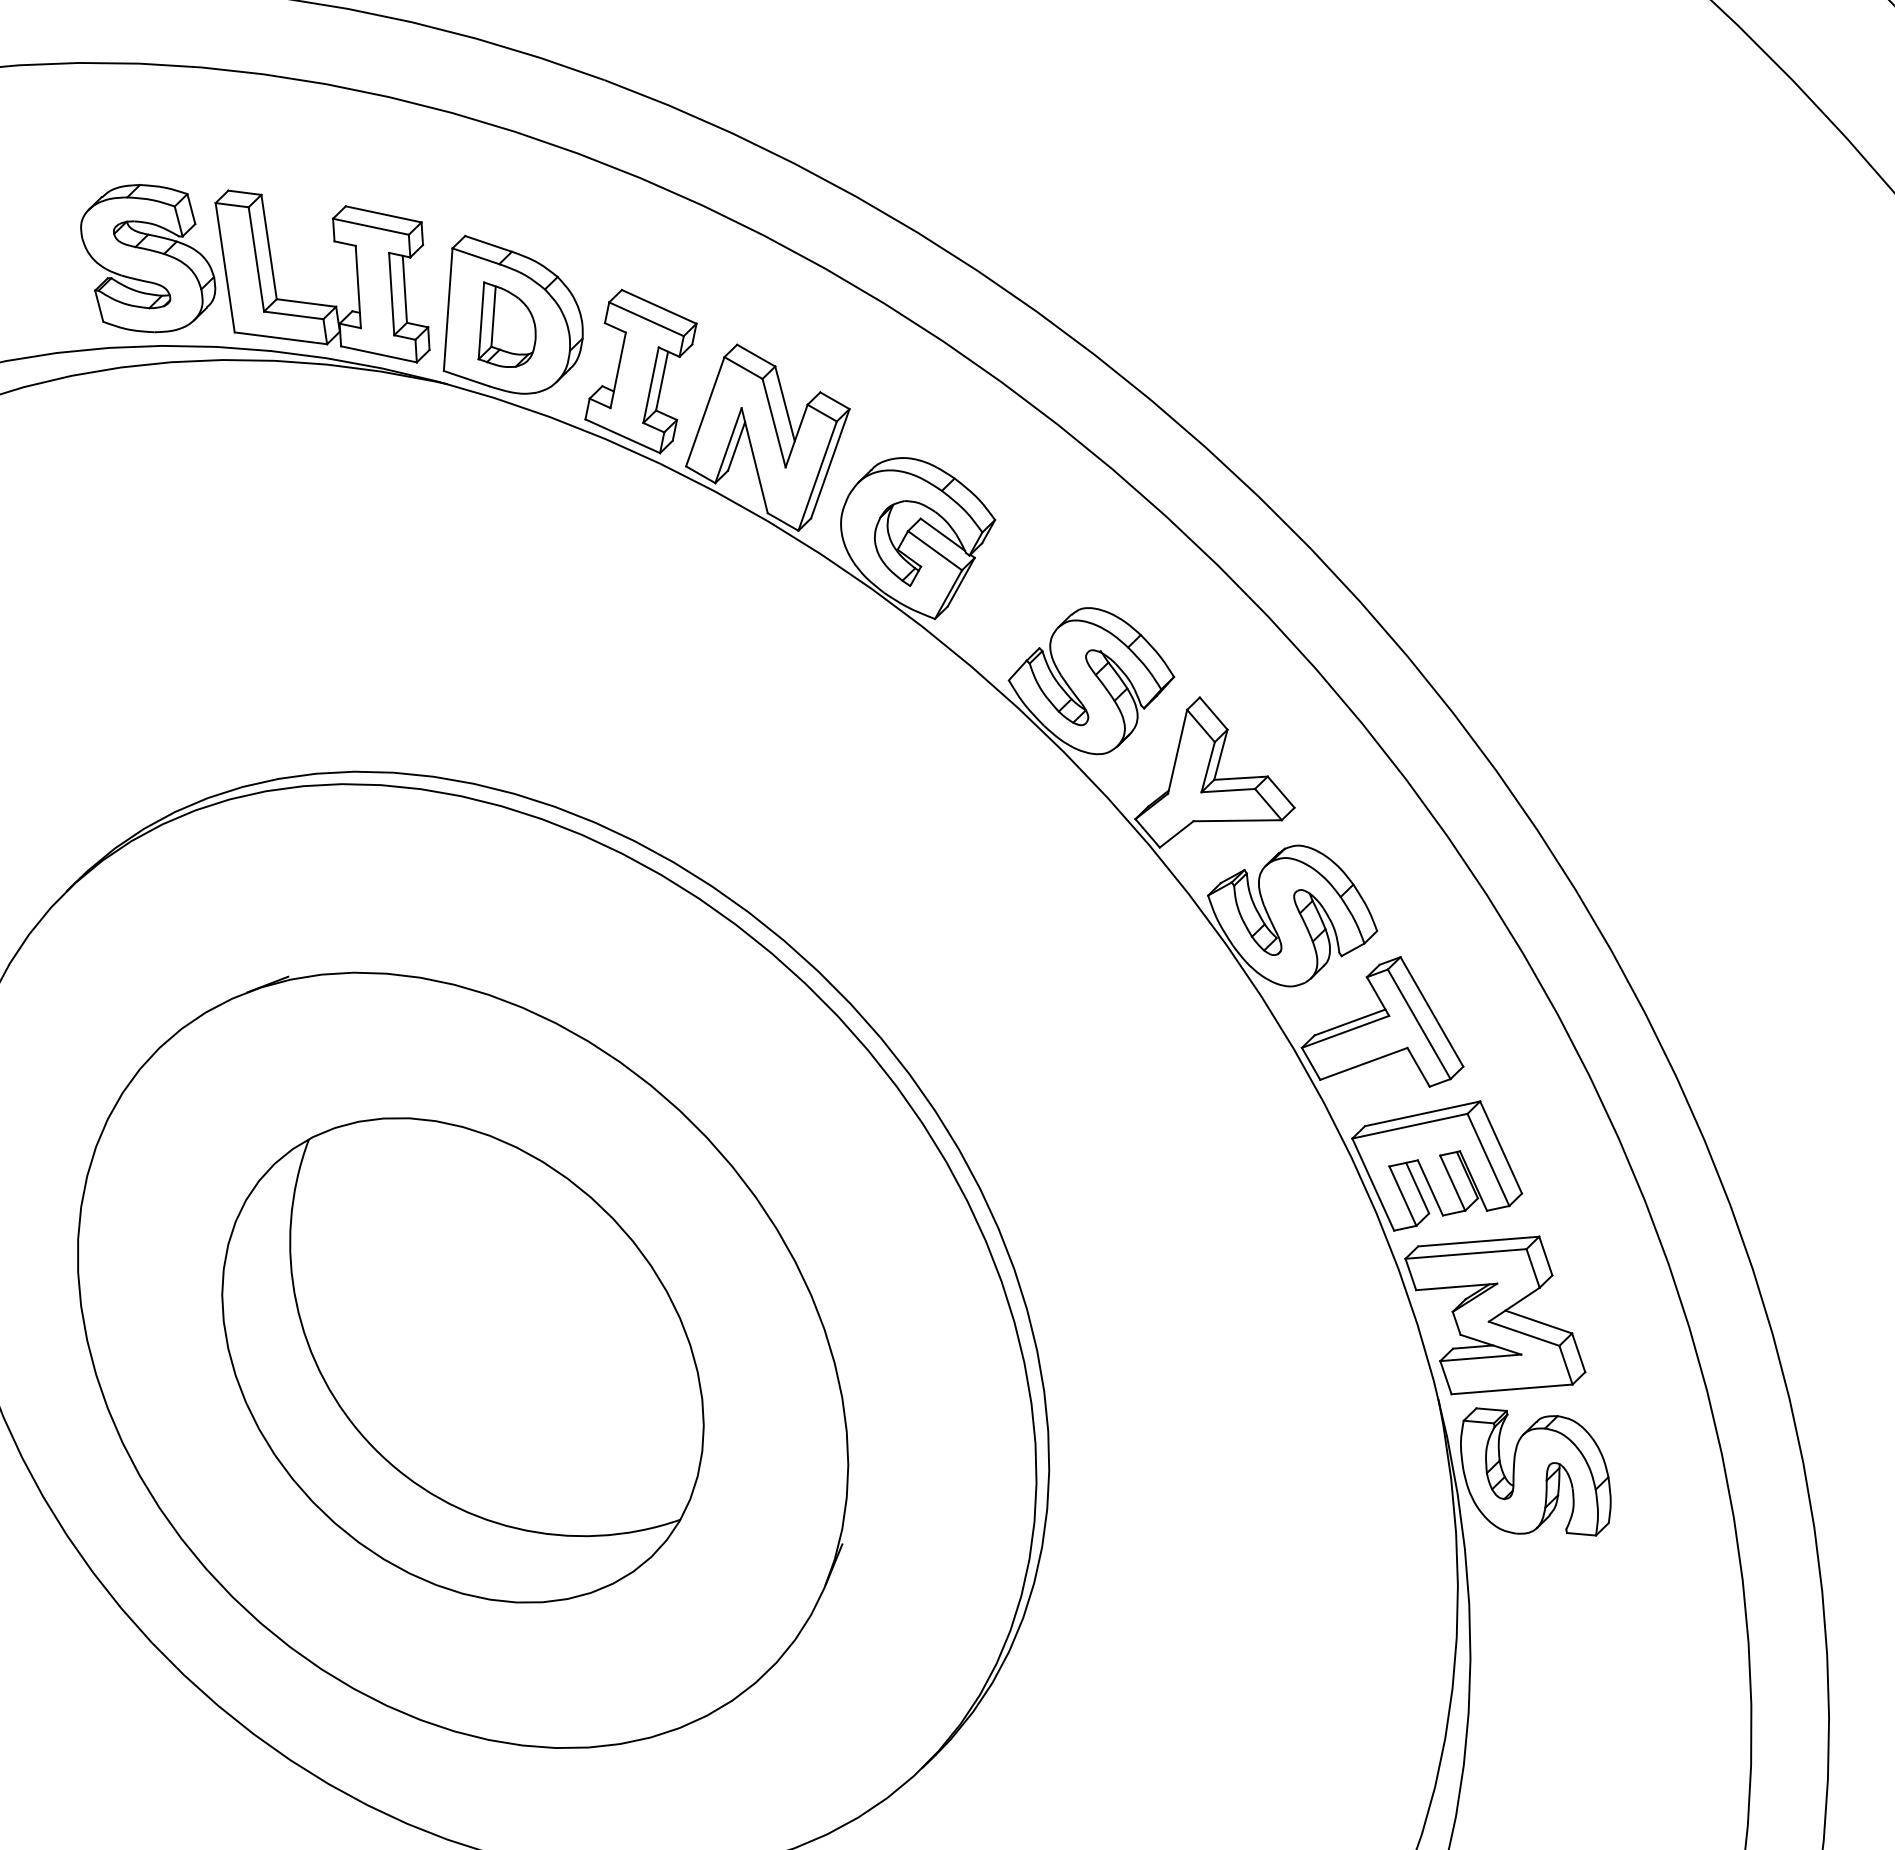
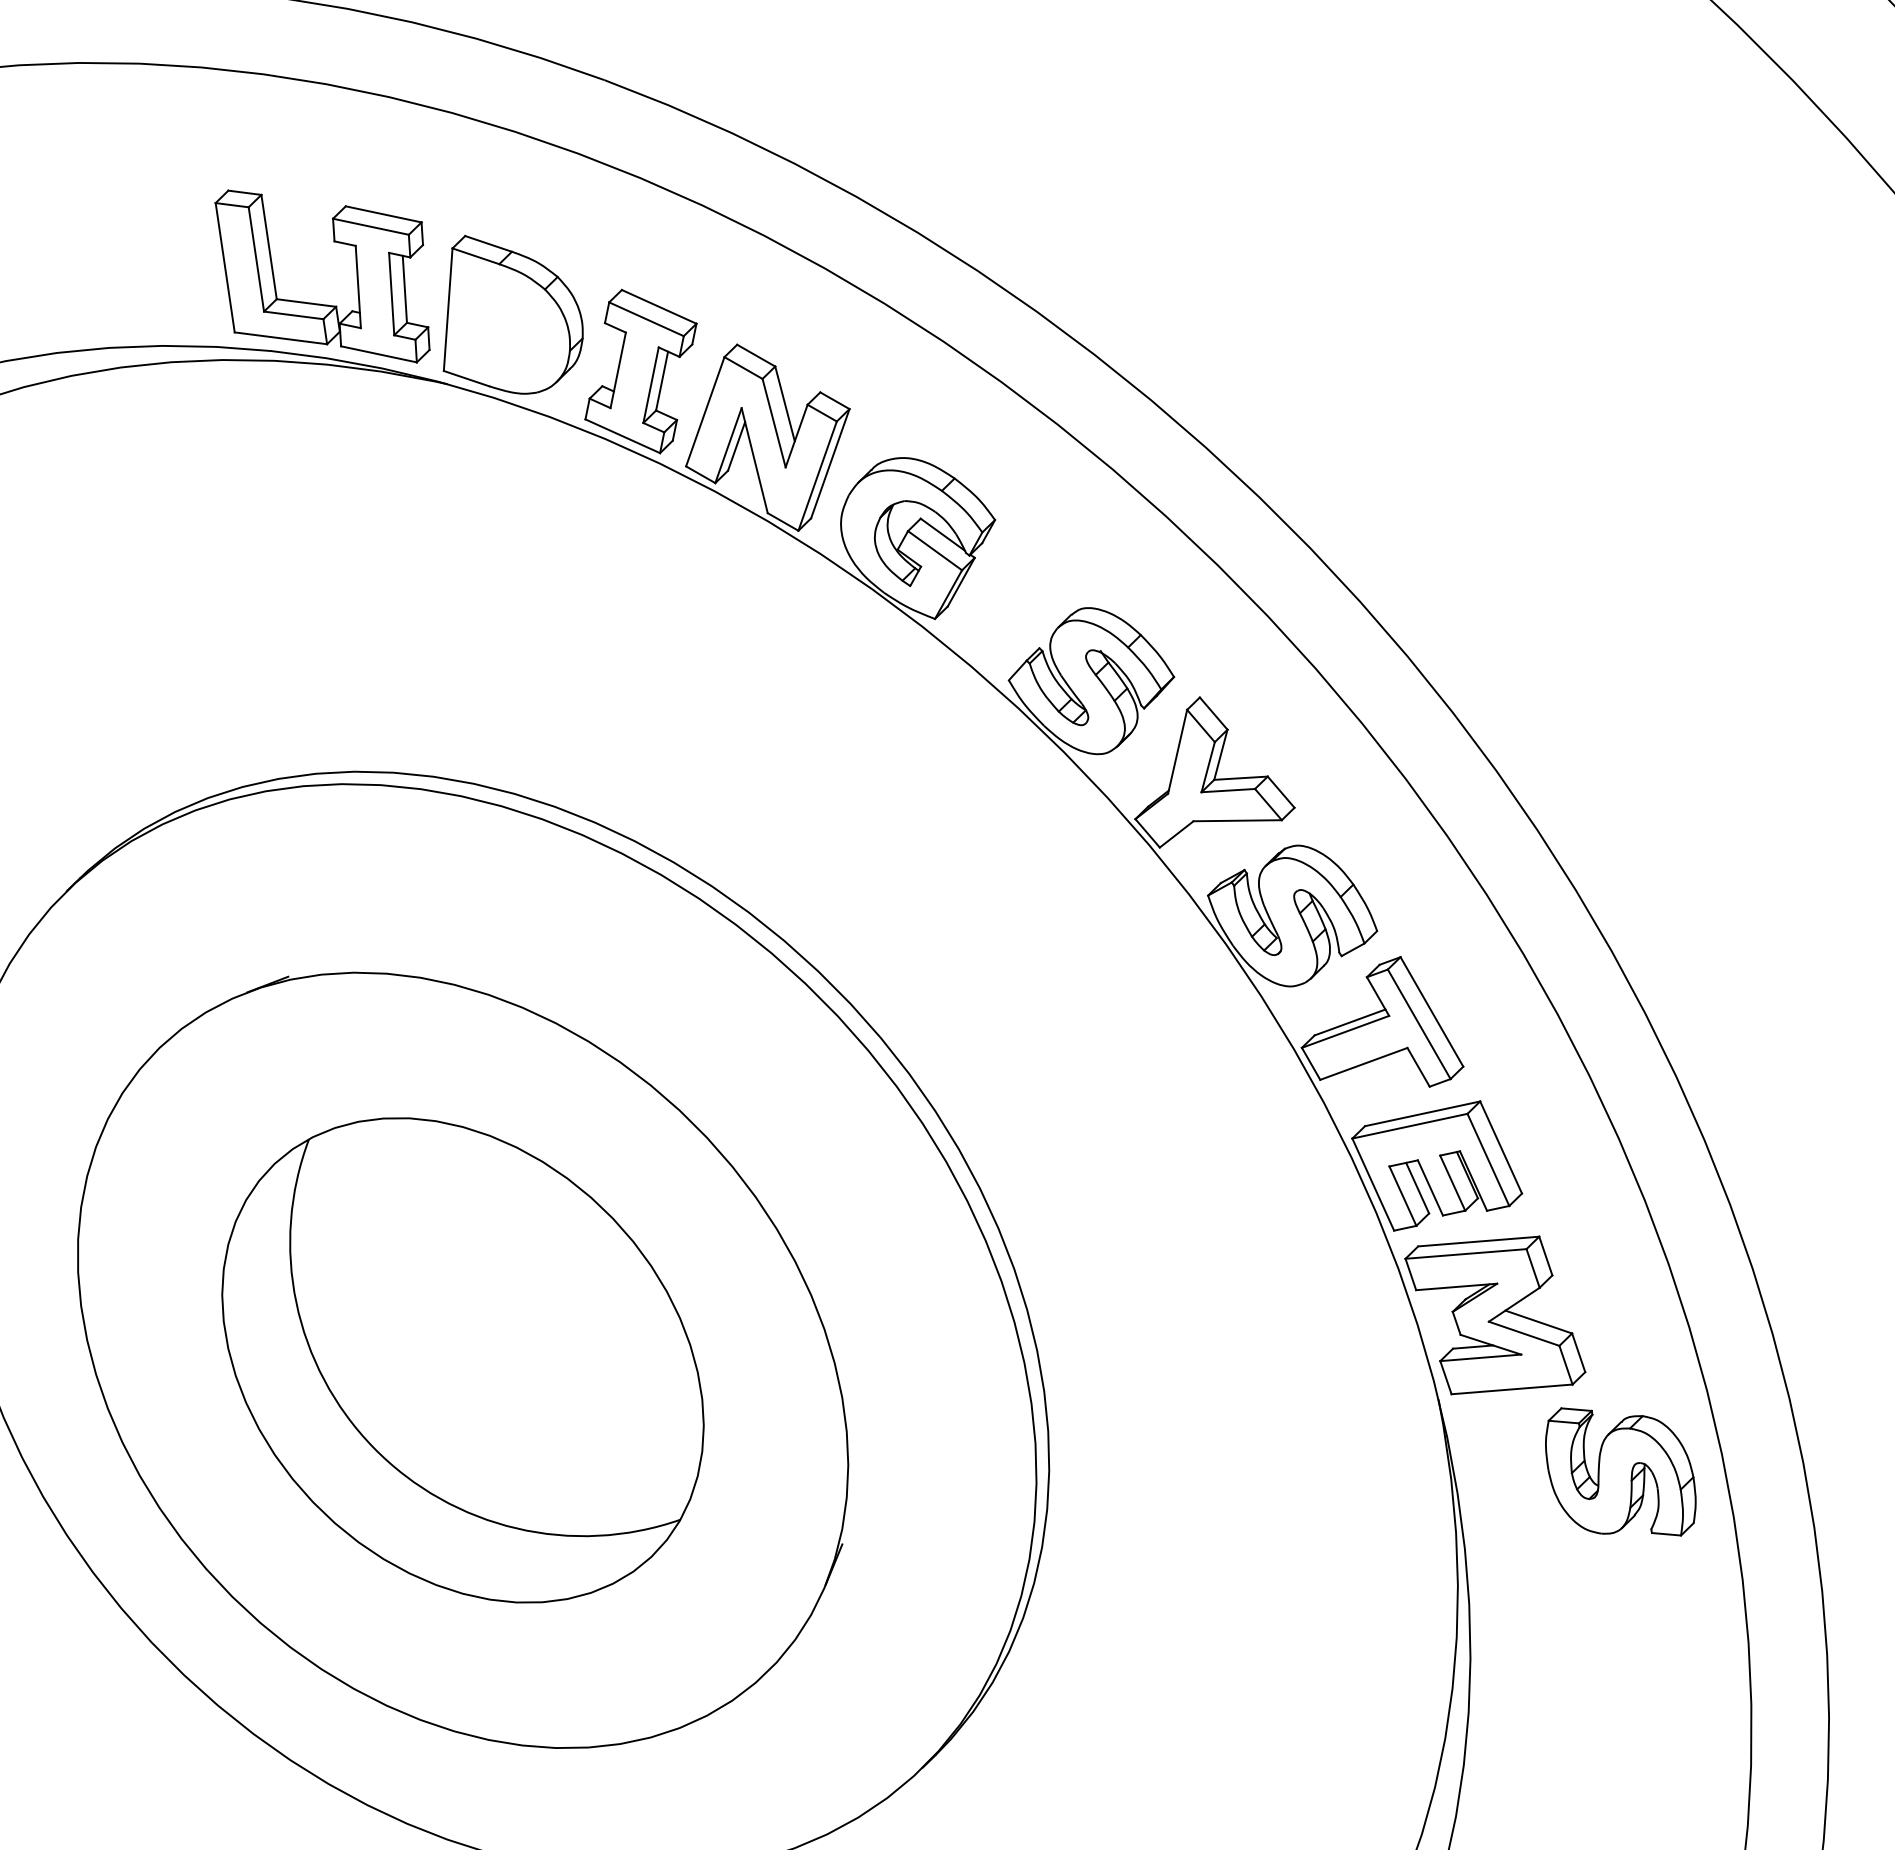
part: present -> none (148, 258)
part: present -> none (506, 324)
part position: (1535, 1471) -> (1620, 1471) (1620, 1471)
